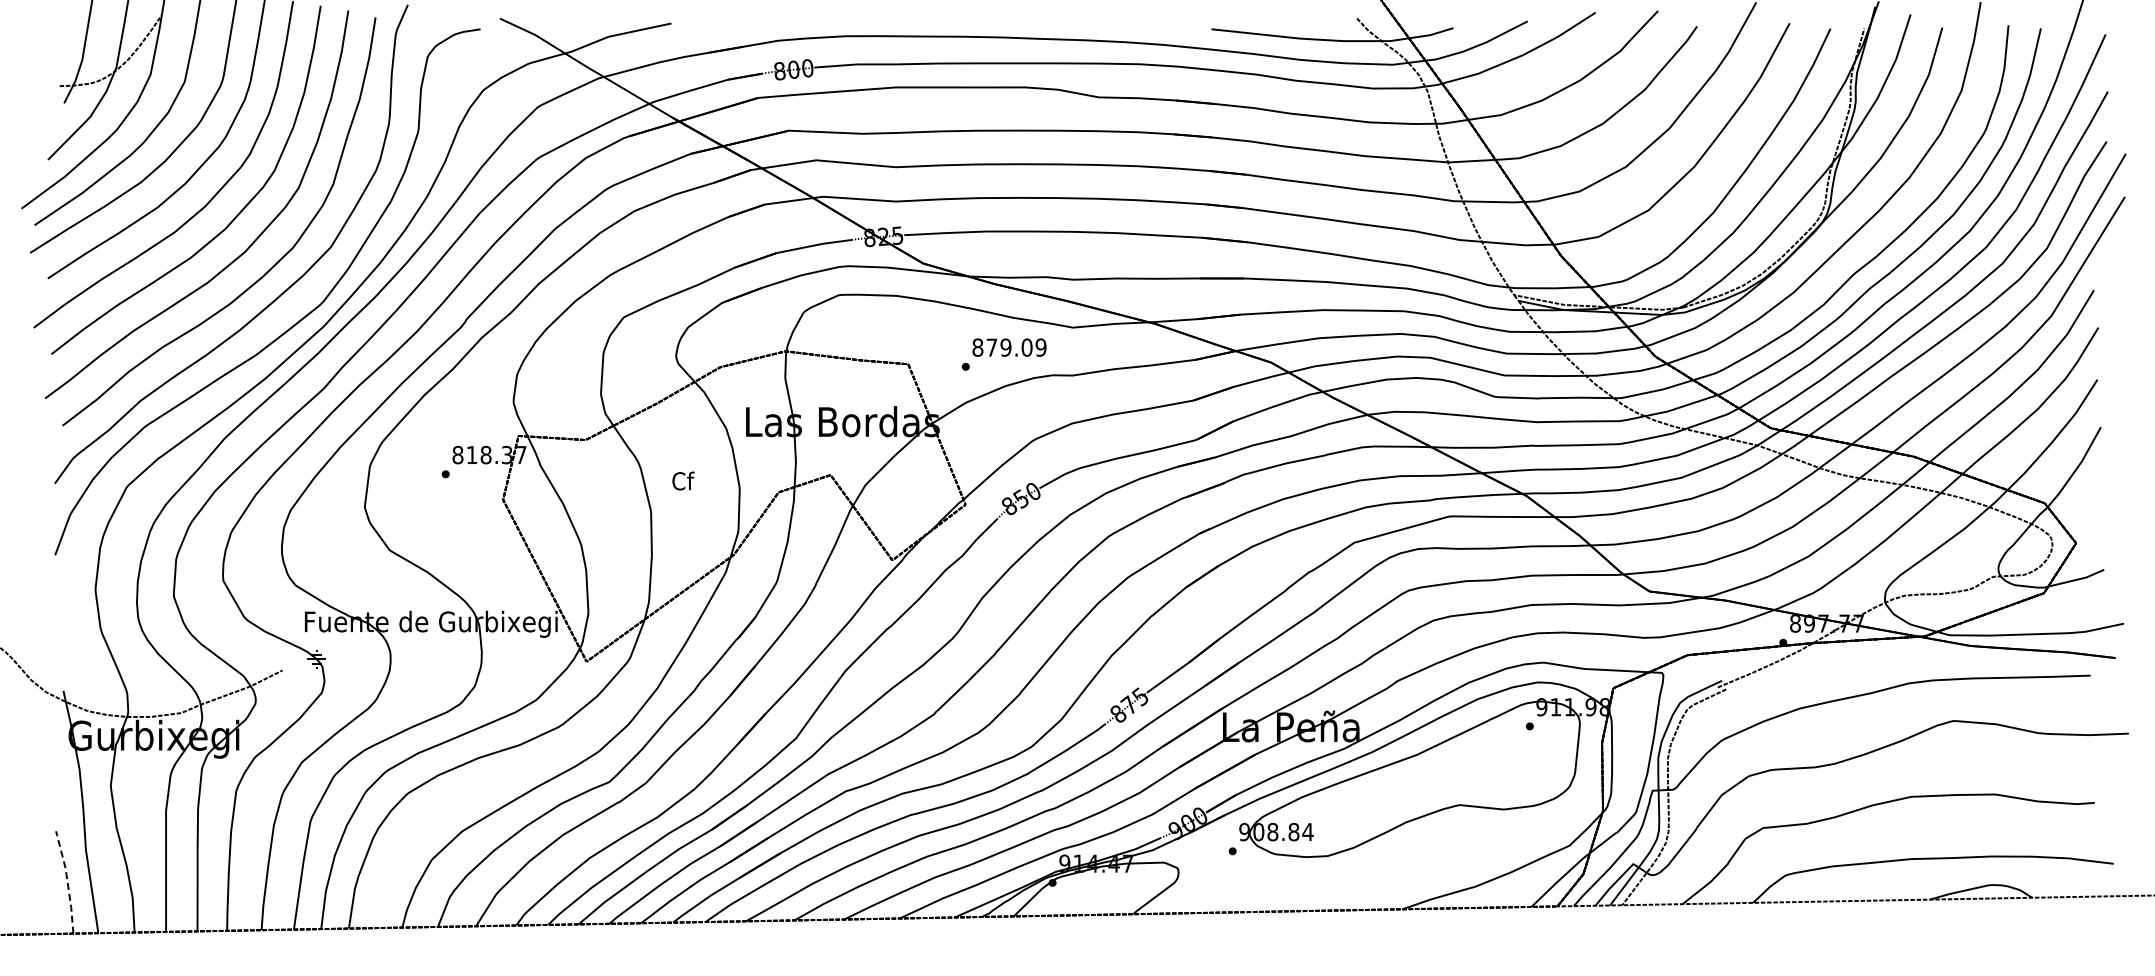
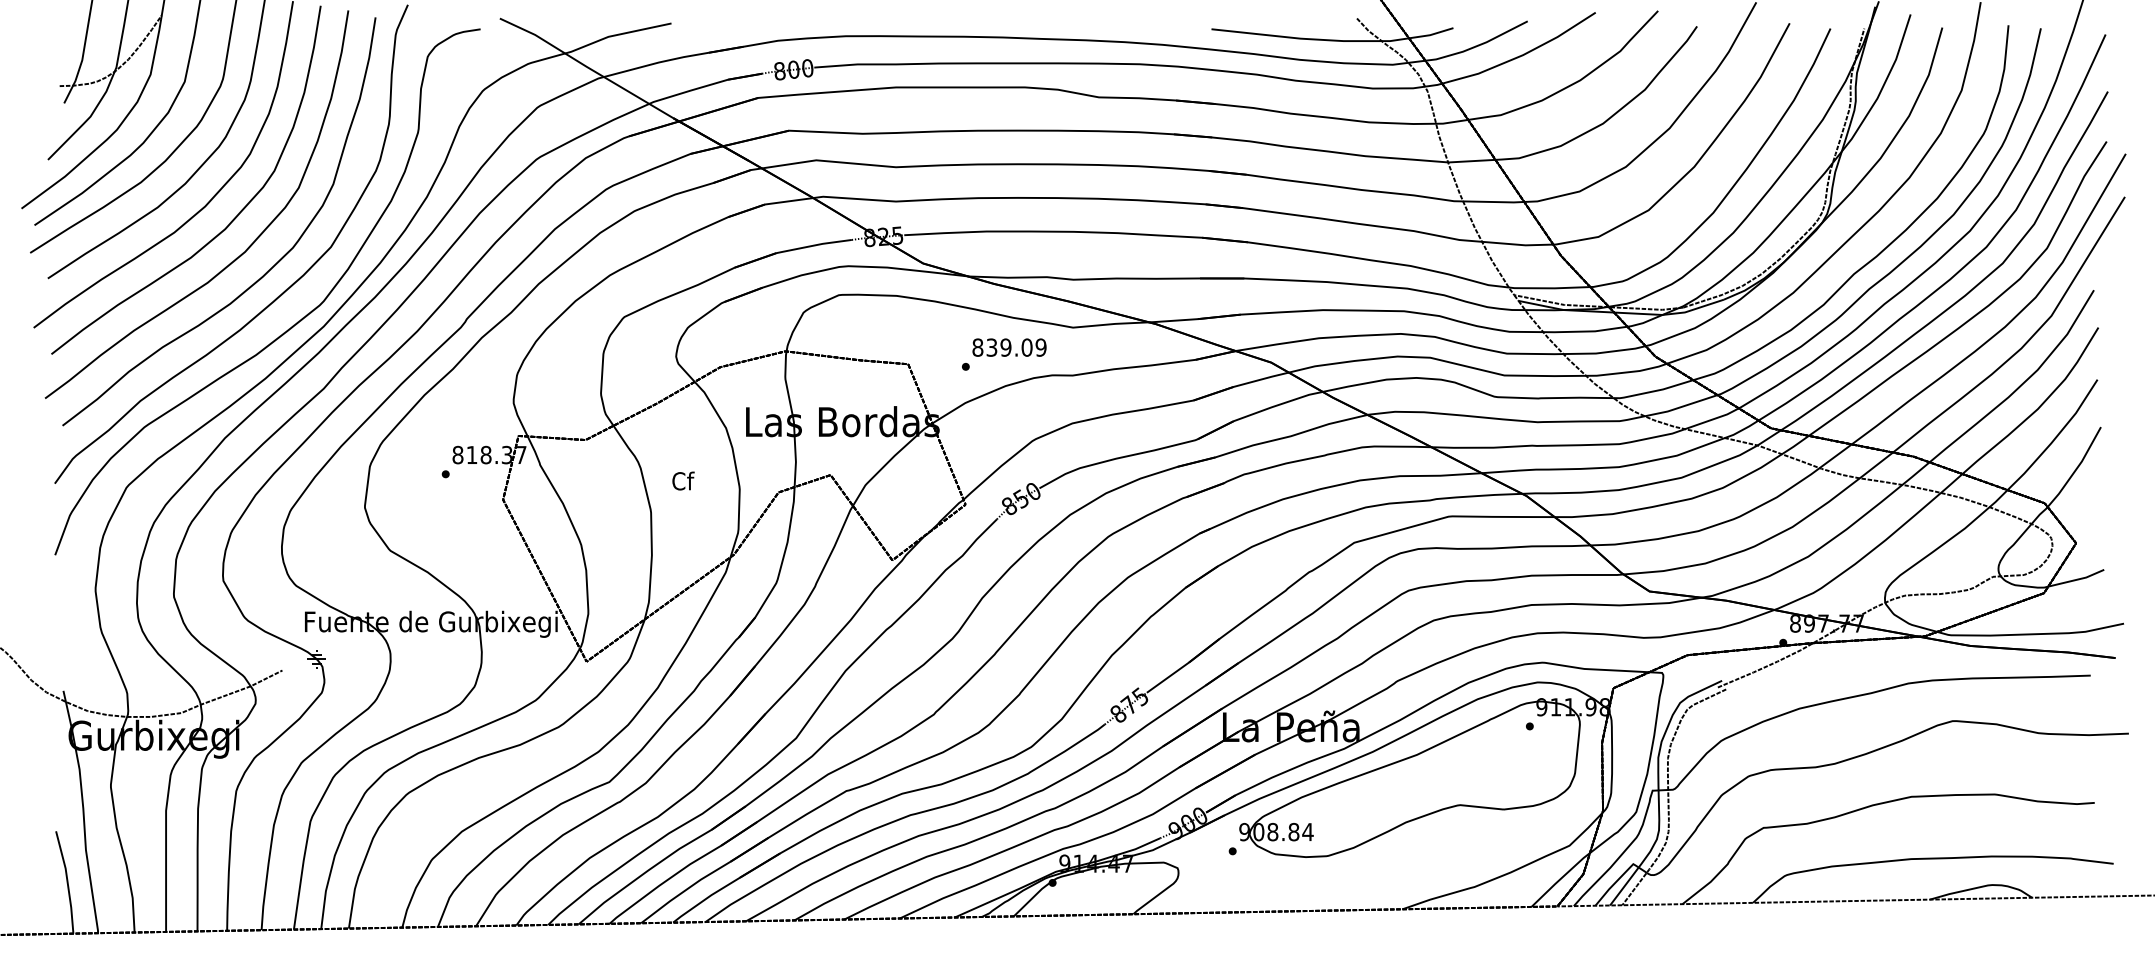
text: 879.09 -> 839.09 (991, 347)
line: dashed -> solid (67, 882)
